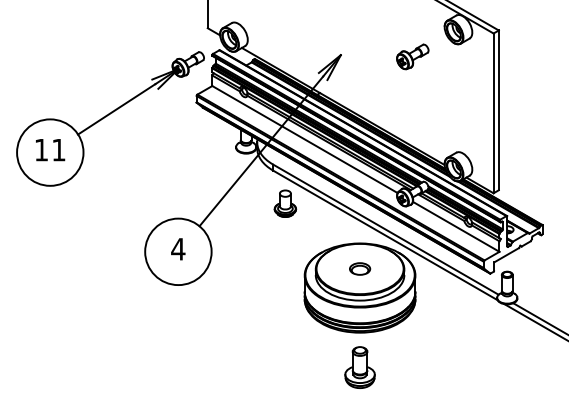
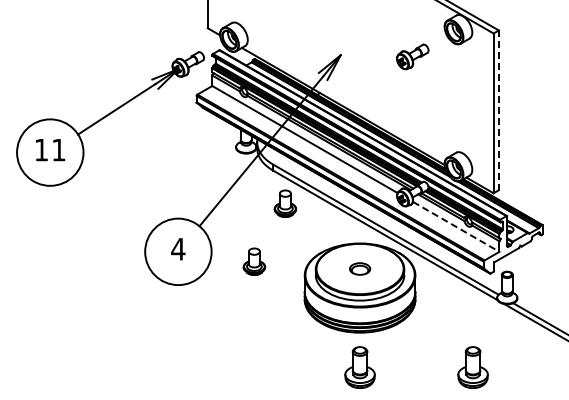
line: solid -> dashed (498, 110)
line: solid -> dashed (456, 226)
part: none -> present (254, 261)
part: none -> present (472, 367)
